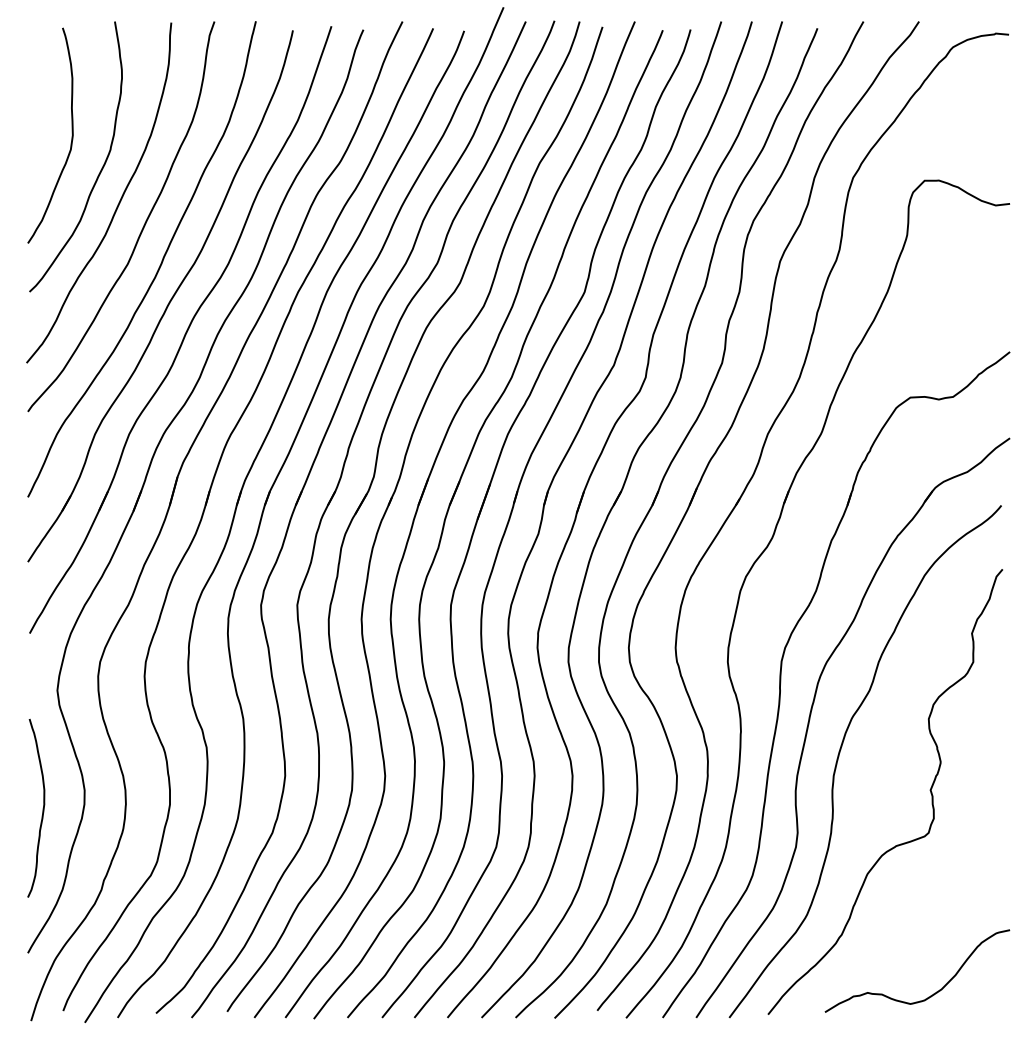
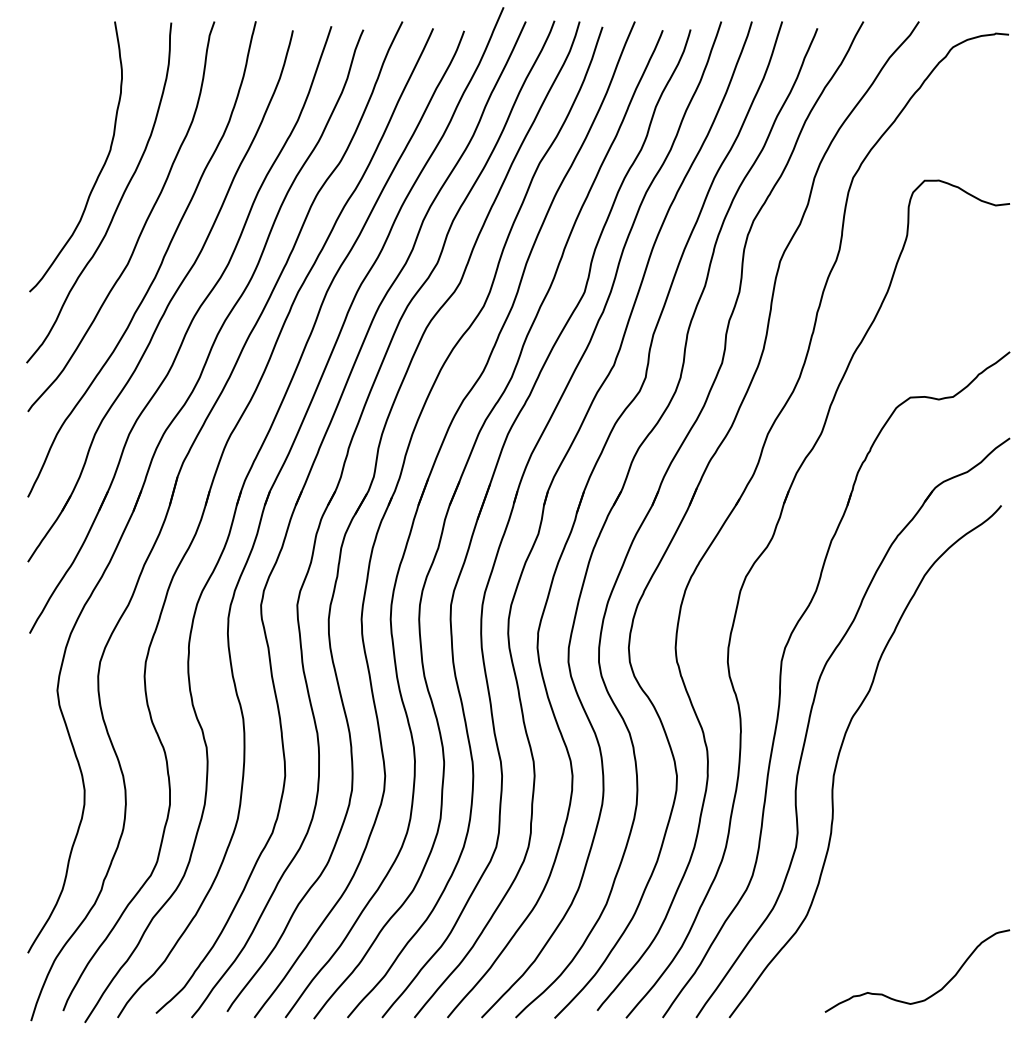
curve: present -> none (71, 135)
curve: present -> none (929, 790)
curve: present -> none (42, 808)
